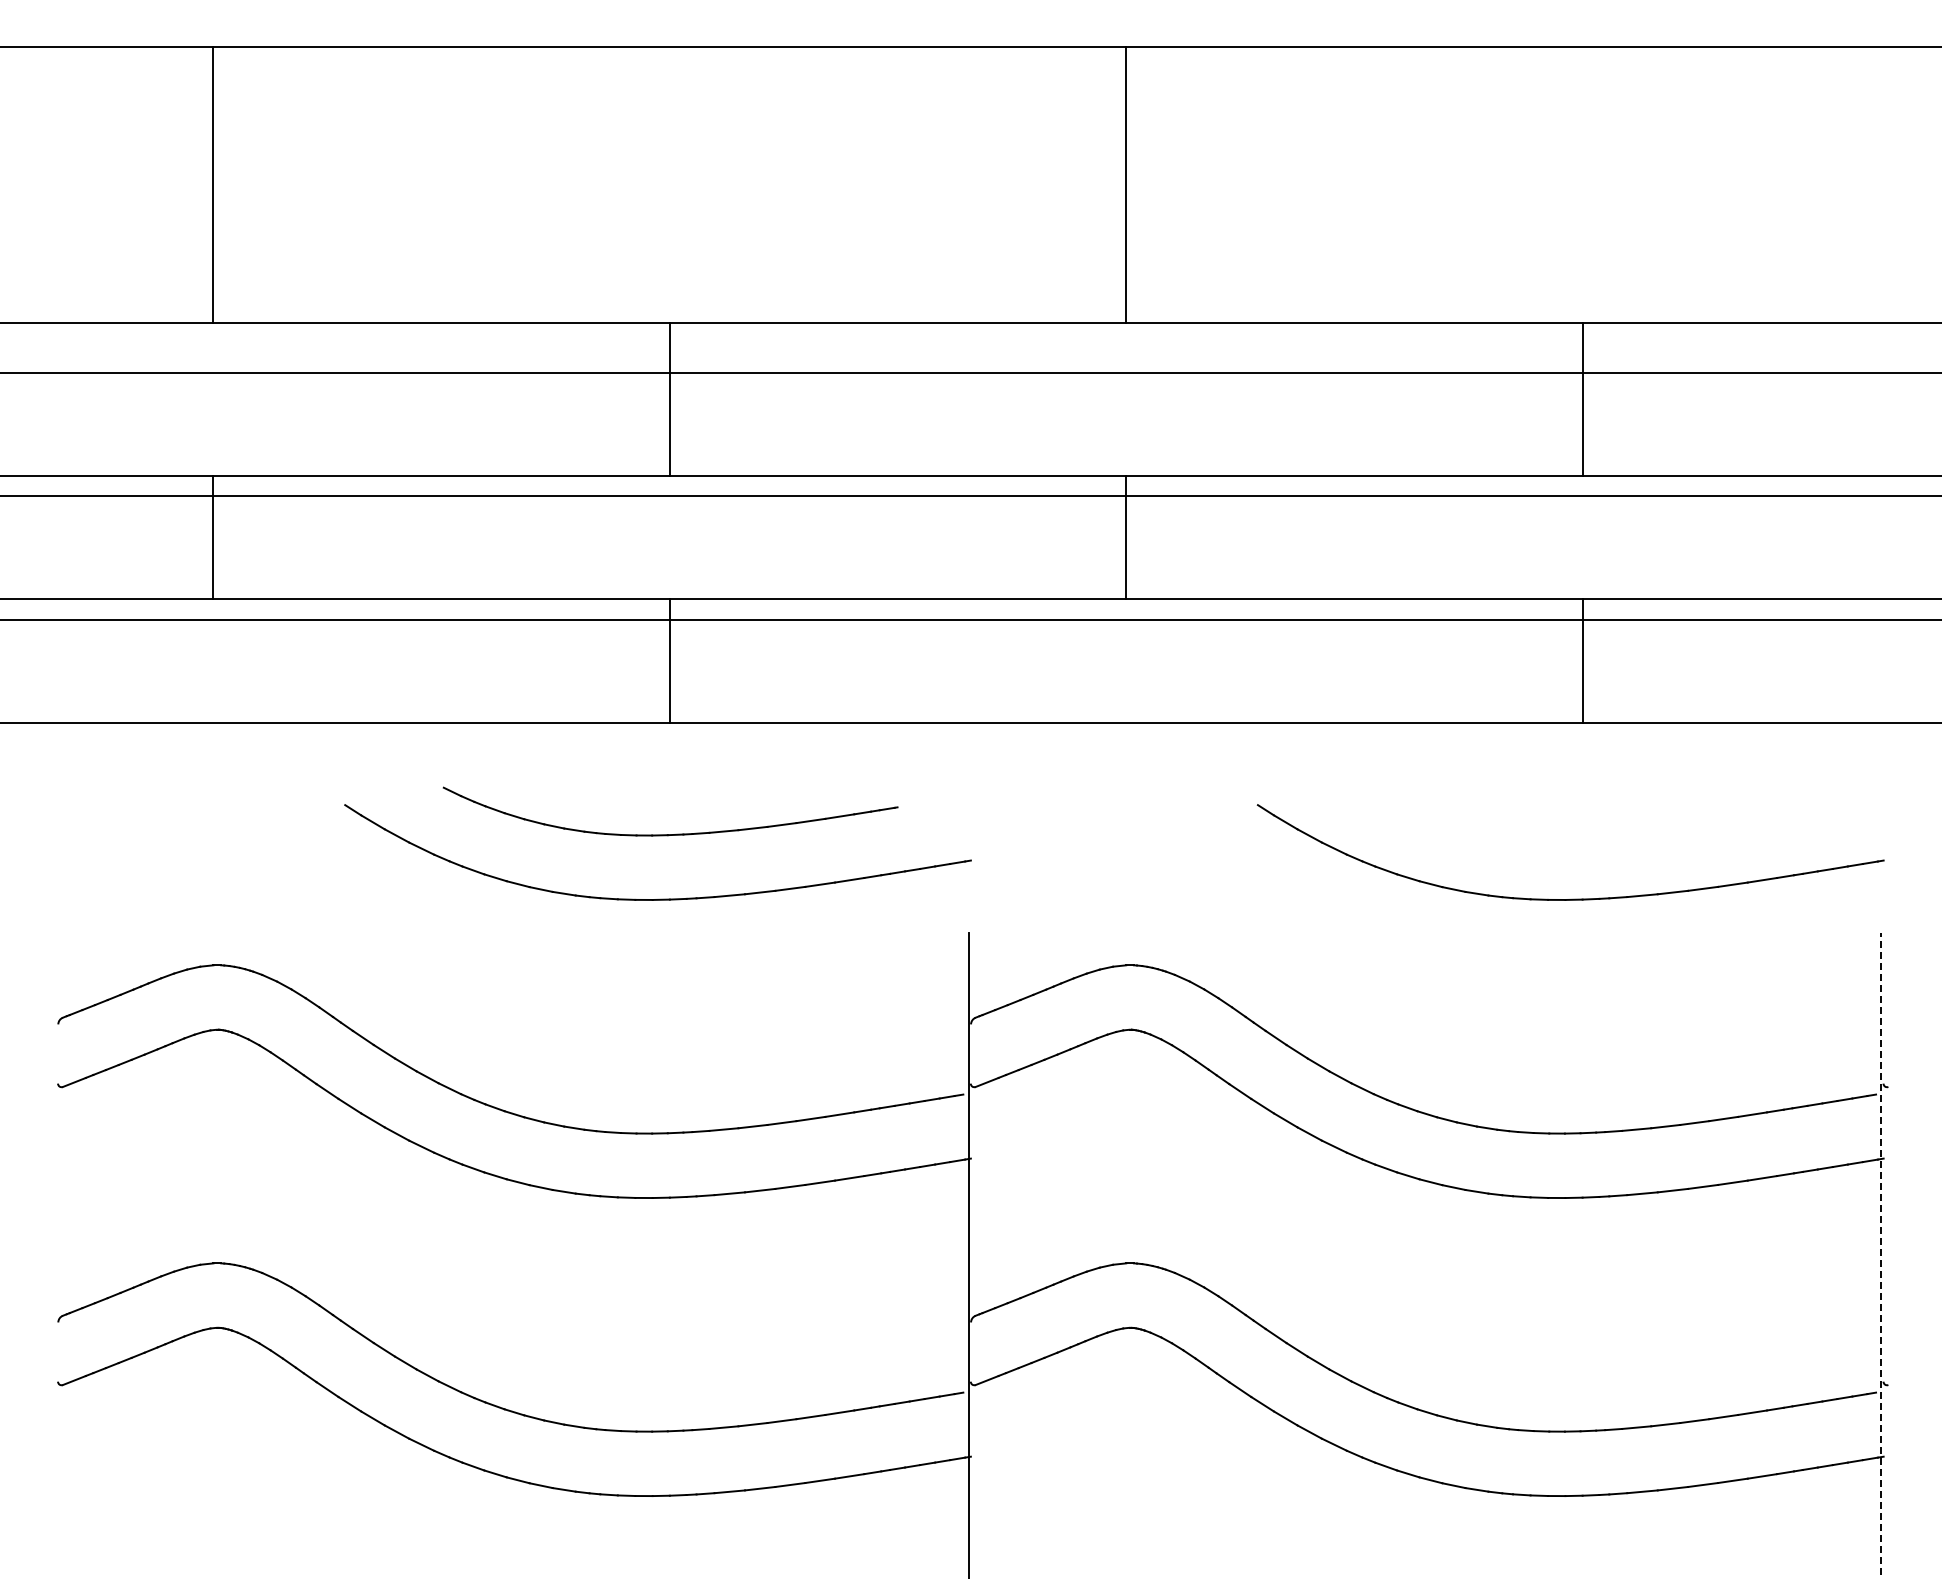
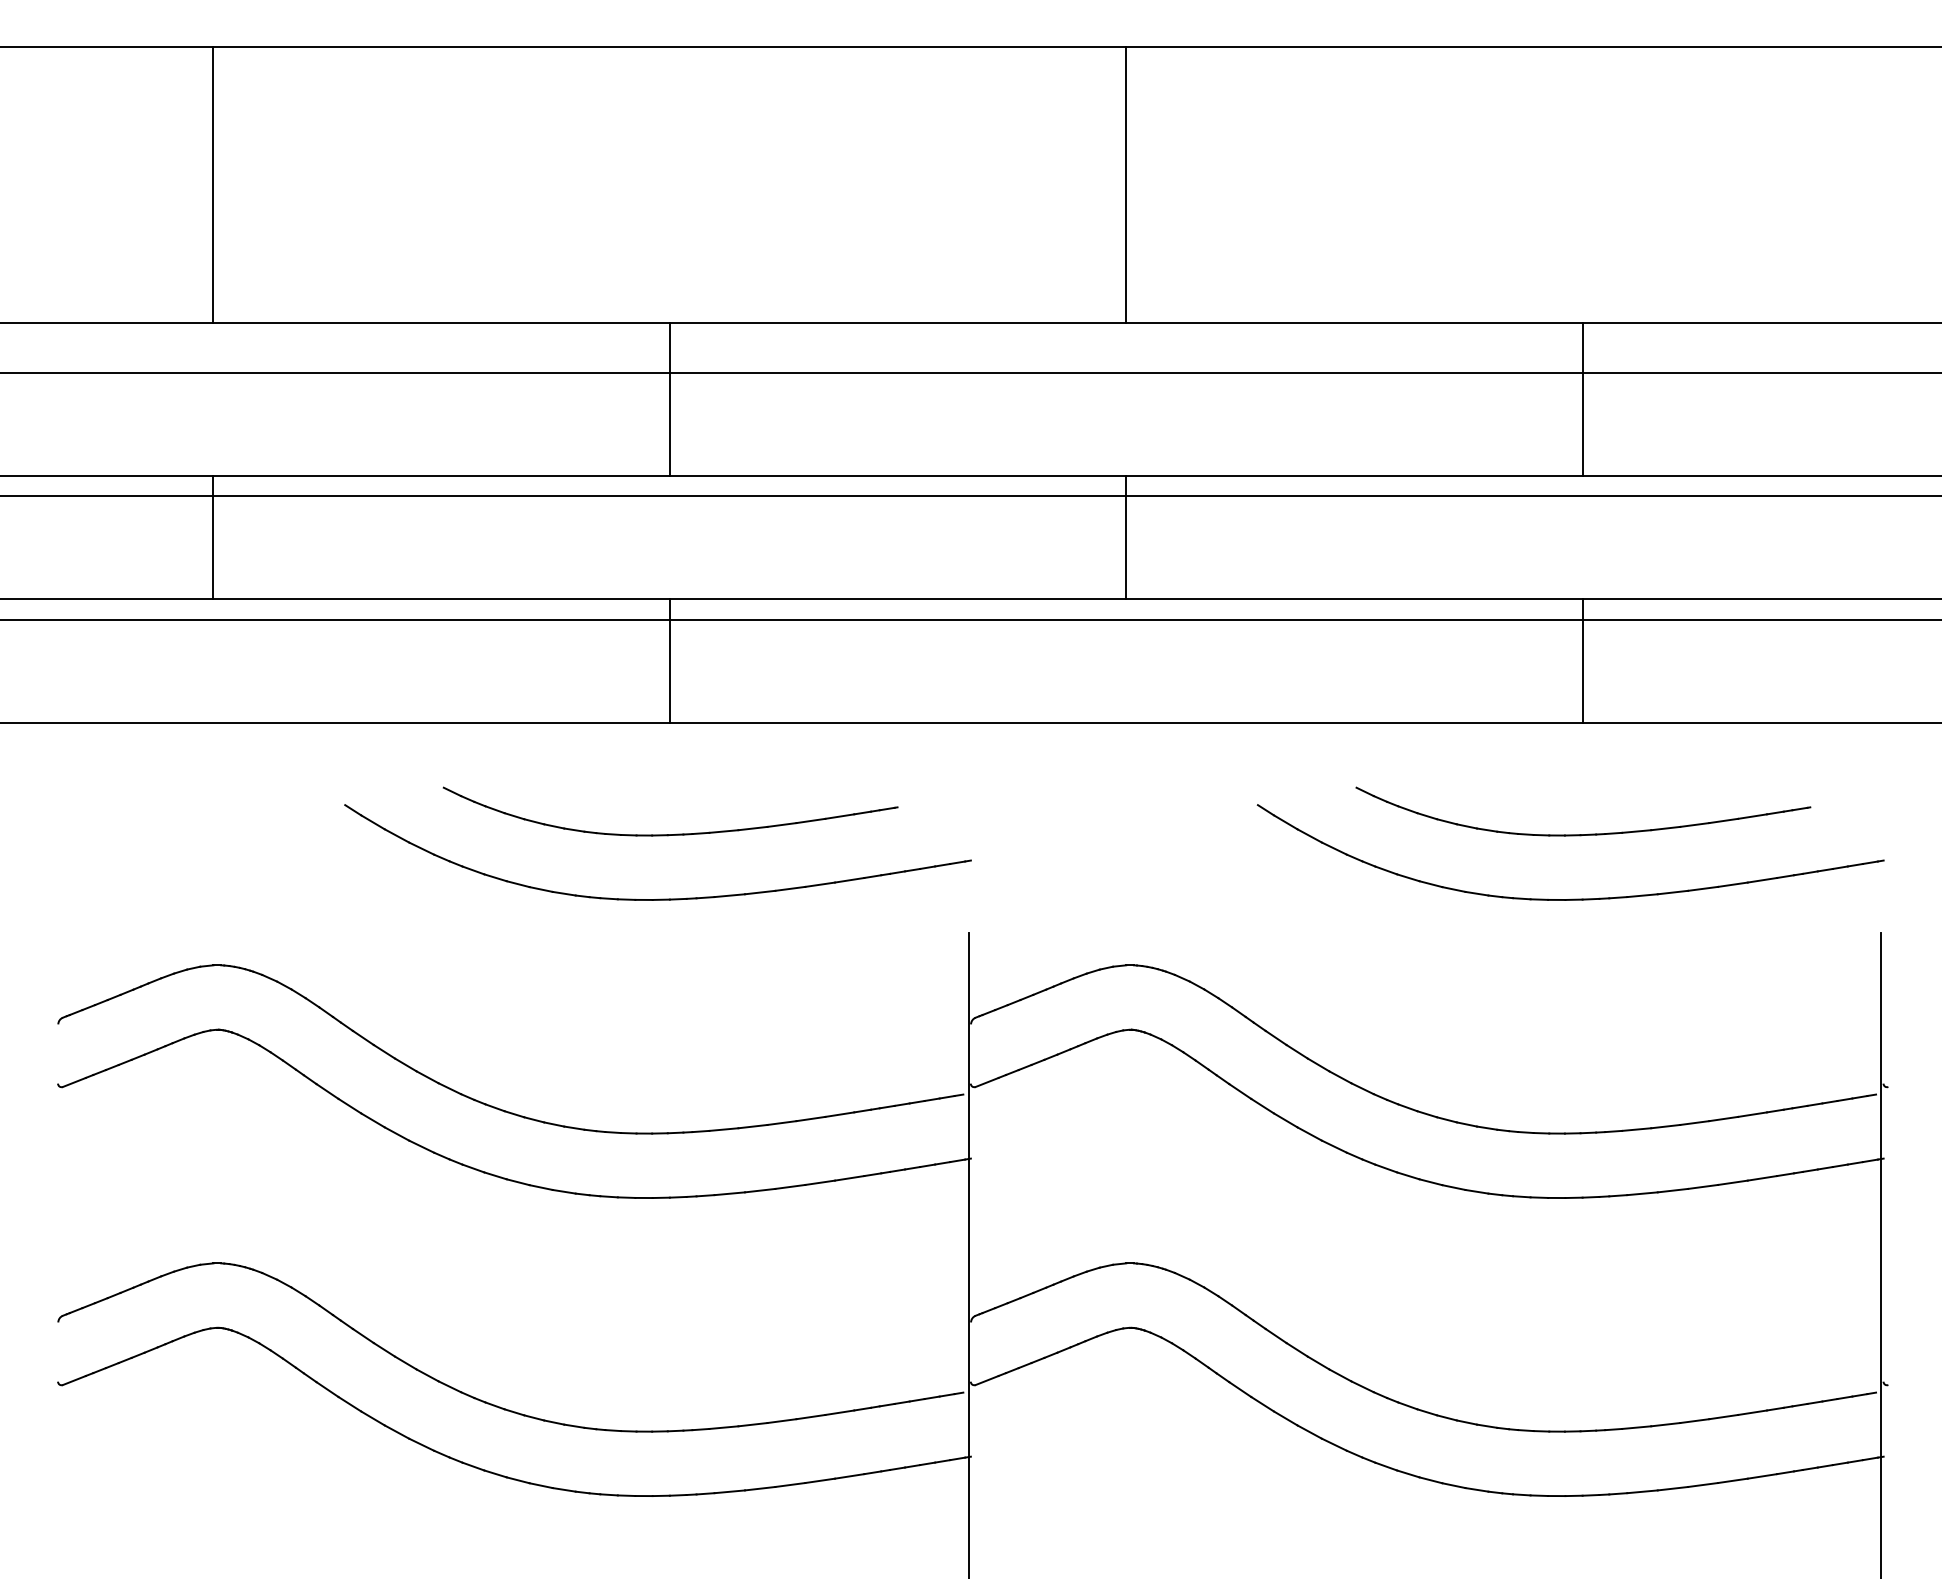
part: none -> present (1589, 833)
line: dashed -> solid (1881, 1255)
